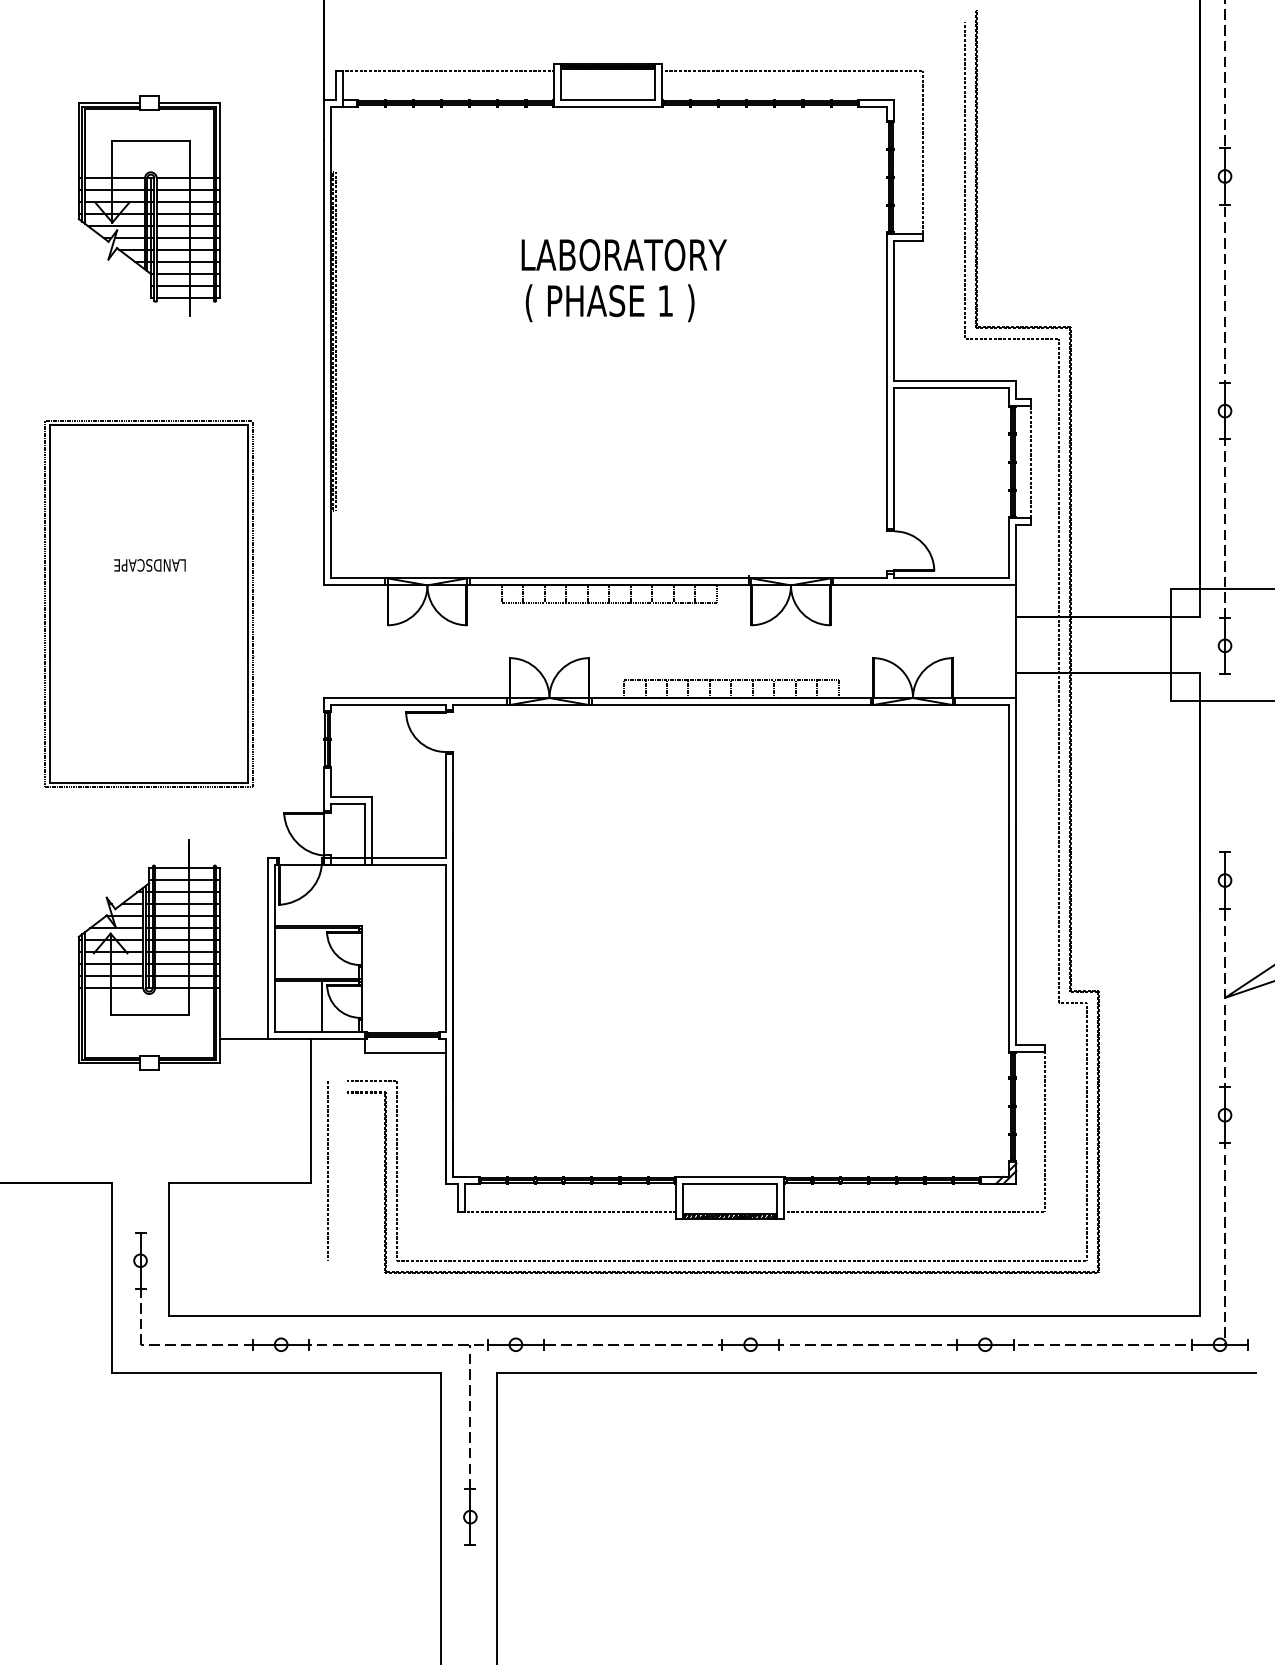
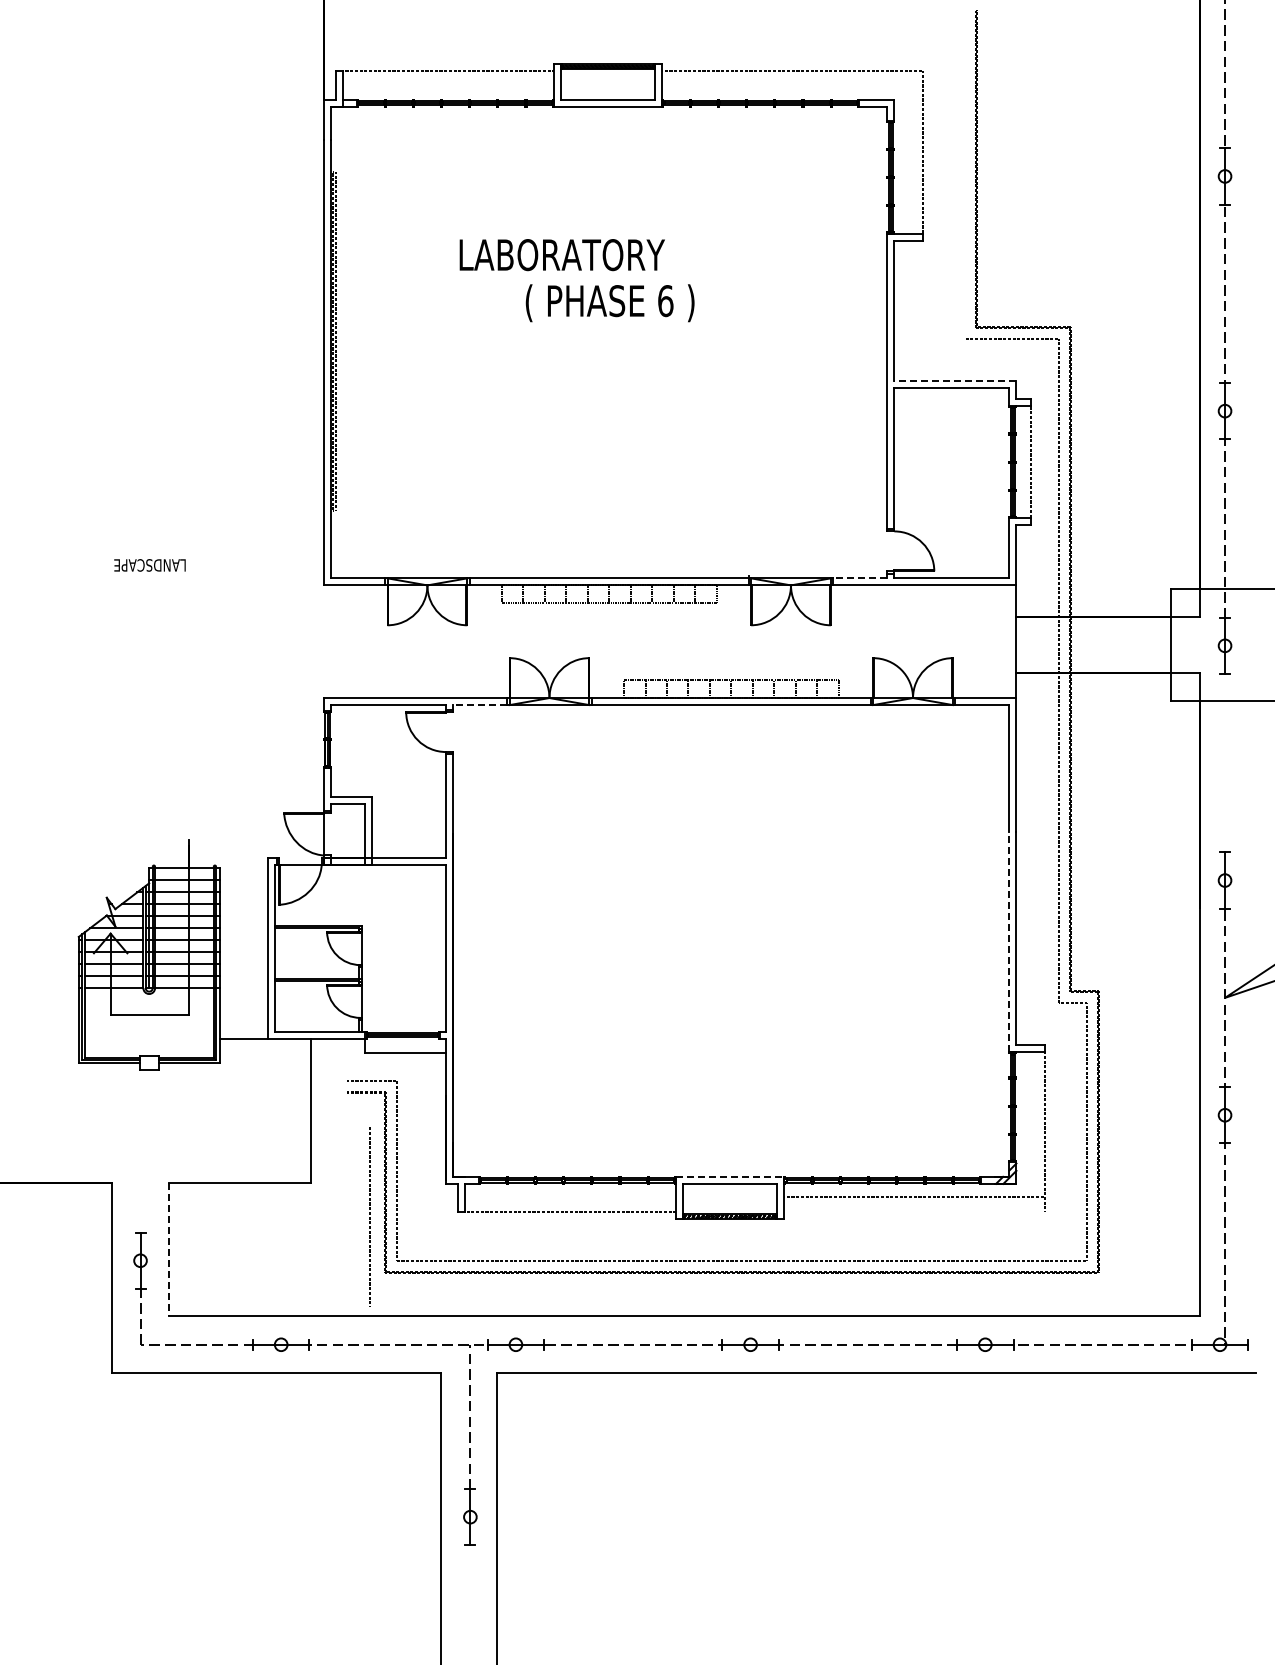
line: present -> none (964, 180)
part: present -> none (148, 205)
text position: (623, 255) -> (561, 255) (561, 255)
text: 1 -> 6 (665, 301)
line: solid -> dashed (954, 381)
line: solid -> dashed (859, 578)
part: present -> none (149, 603)
line: solid -> dashed (479, 705)
line: solid -> dashed (1009, 941)
line: present -> none (321, 1005)
line position: (327, 1171) -> (369, 1217) (369, 1217)
line: solid -> dashed (730, 1176)
line position: (914, 1212) -> (914, 1197) (914, 1197)
line: solid -> dashed (168, 1249)
